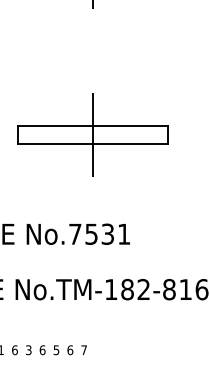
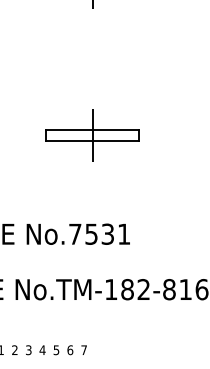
part size: 152x84 px -> 95x53 px (92, 135)
text: 6 -> 2 (14, 350)
text: 6 -> 4 (42, 350)
